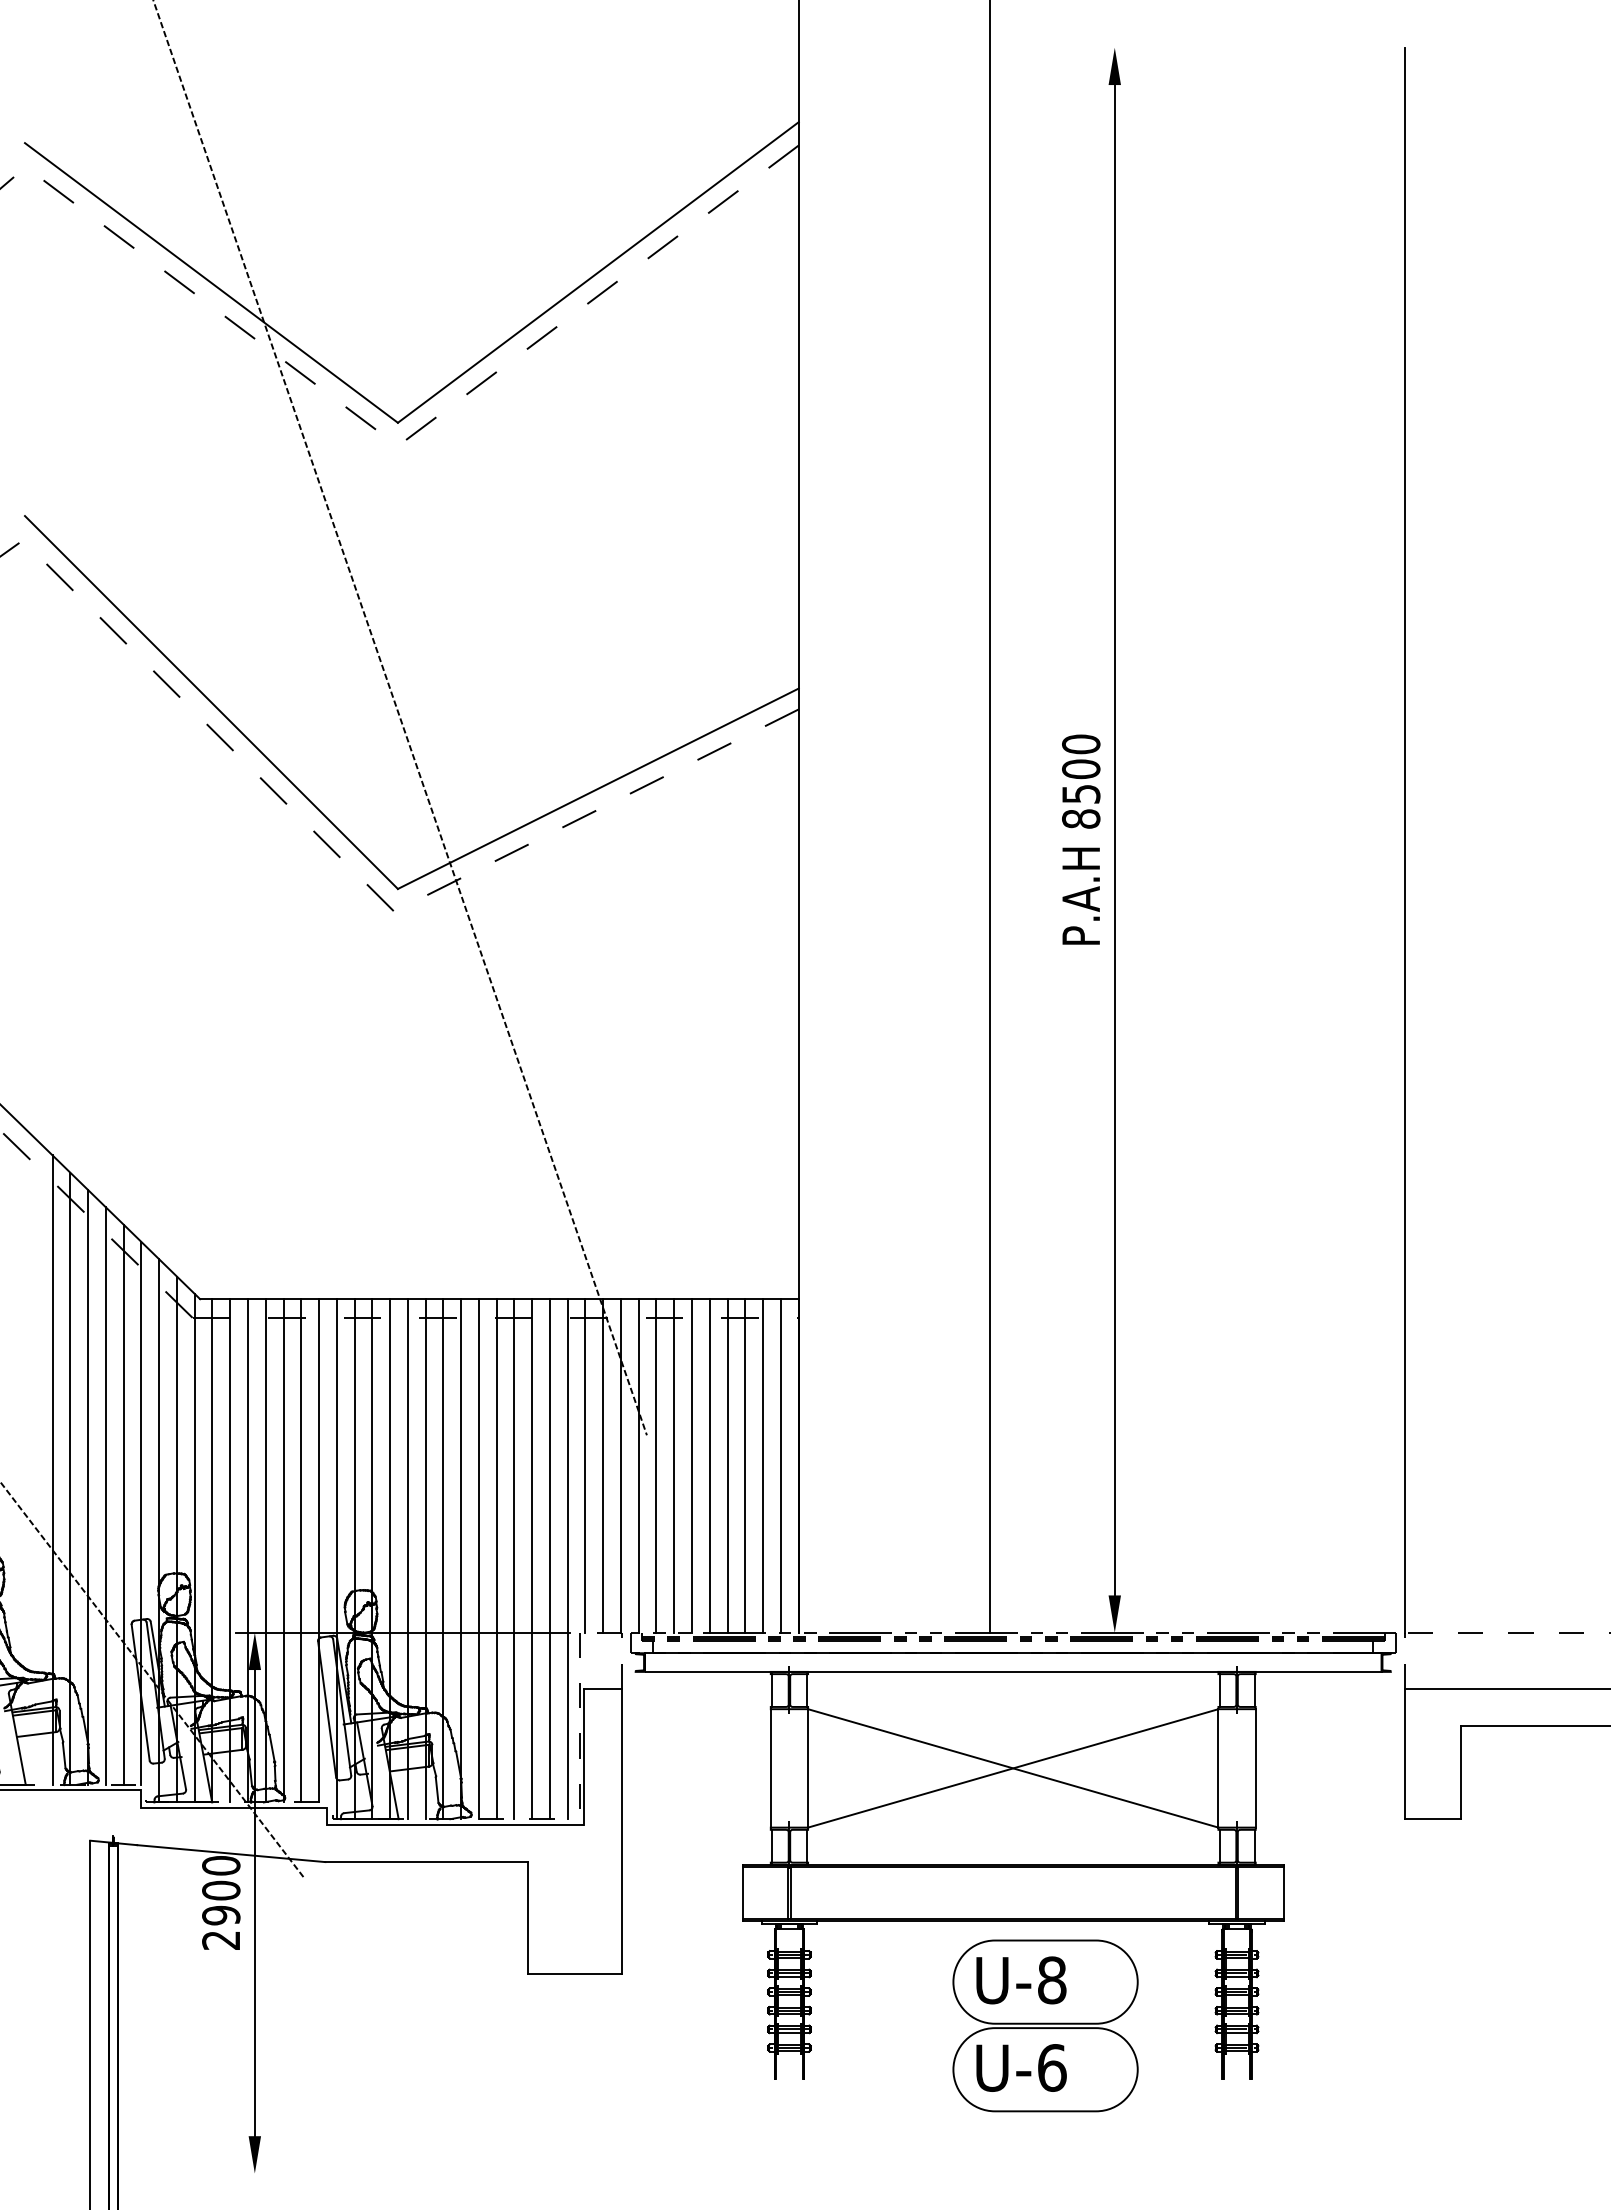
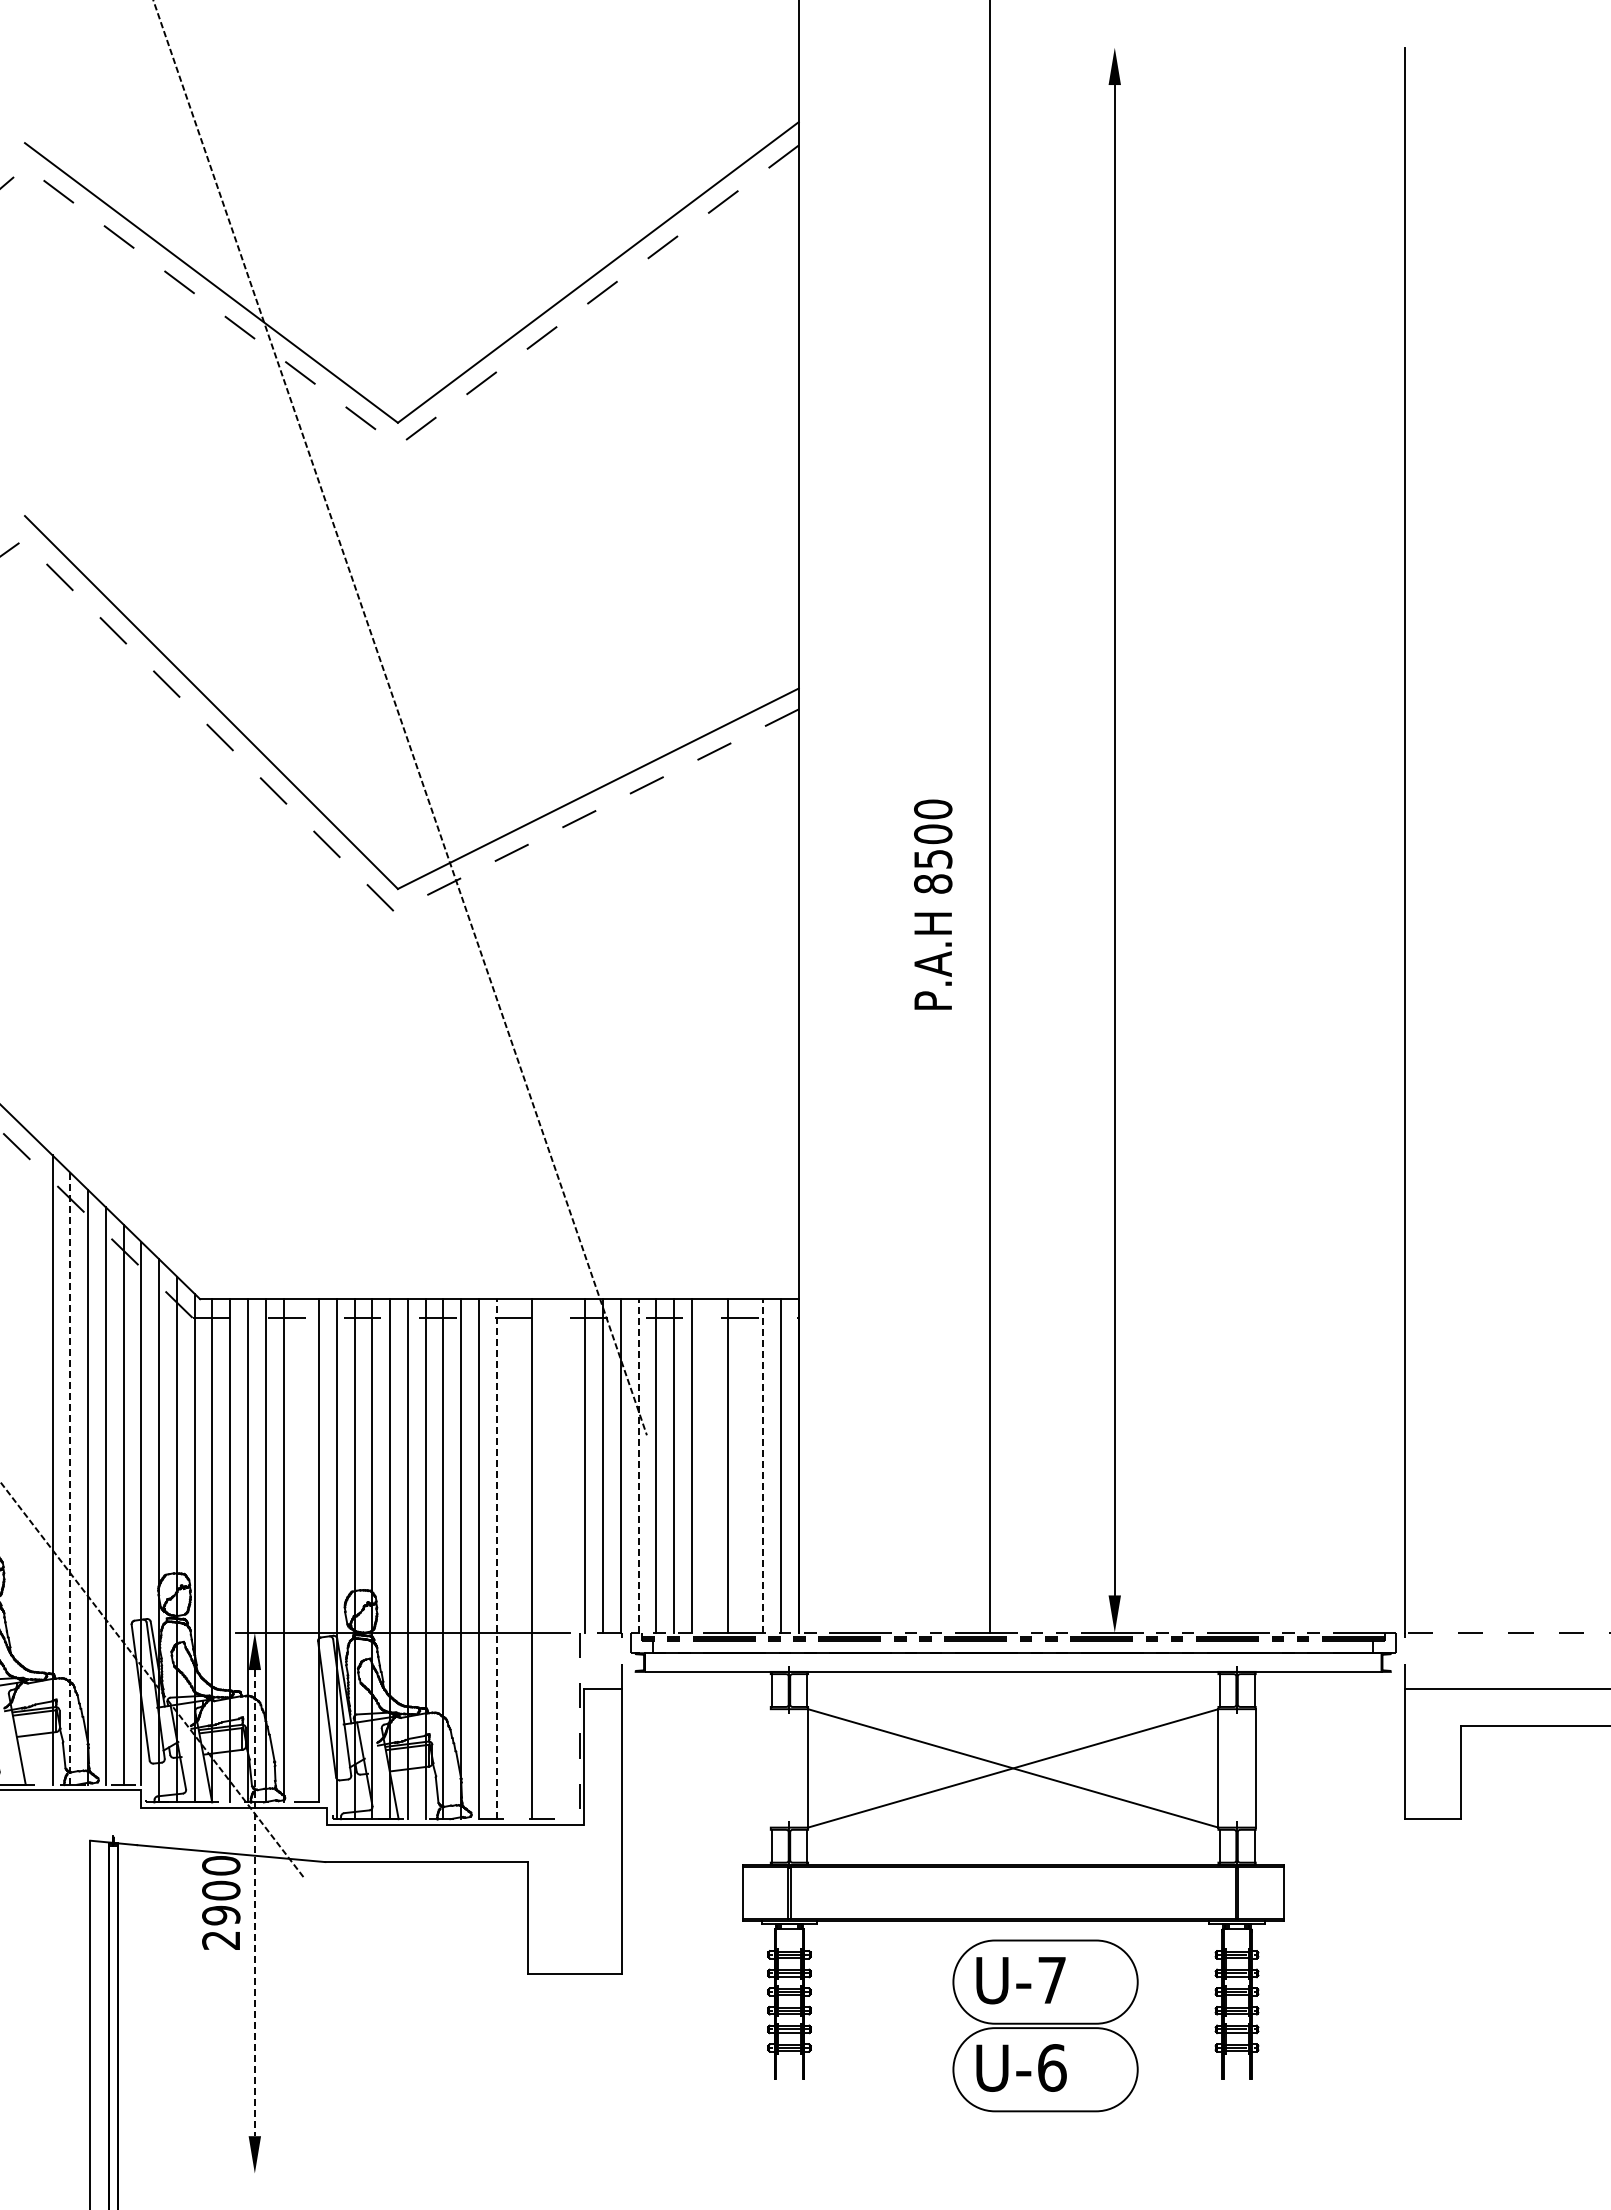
text position: (1081, 839) -> (933, 904) (933, 904)
line: solid -> dashed (638, 1465)
line: present -> none (709, 1465)
line: present -> none (745, 1465)
line: solid -> dashed (763, 1465)
line: solid -> dashed (70, 1478)
line: present -> none (301, 1550)
line: solid -> dashed (496, 1558)
line: present -> none (514, 1559)
line: present -> none (549, 1559)
line: present -> none (567, 1559)
line: present -> none (770, 1768)
line: solid -> dashed (254, 1903)
text: U-8 -> U-7 (1052, 1980)
